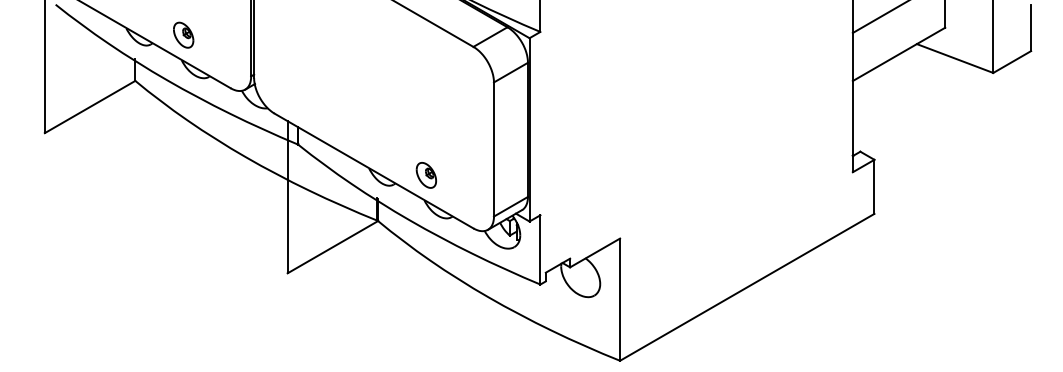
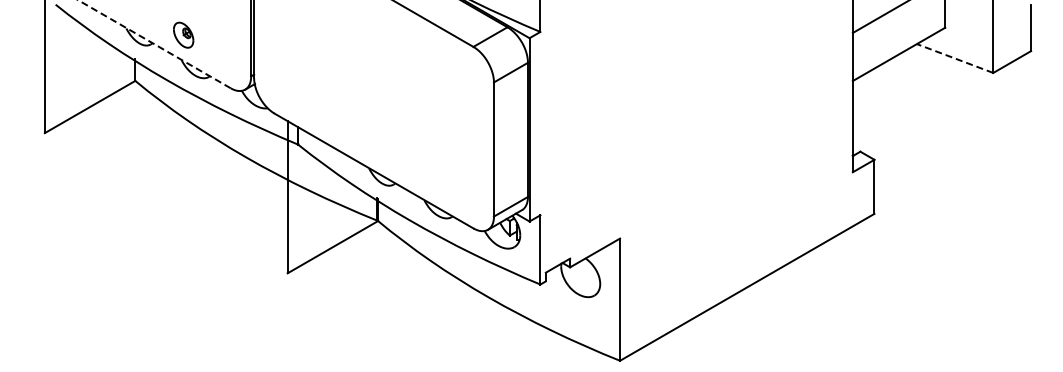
line: solid -> dashed (154, 44)
line: solid -> dashed (955, 58)
part: present -> none (425, 175)
